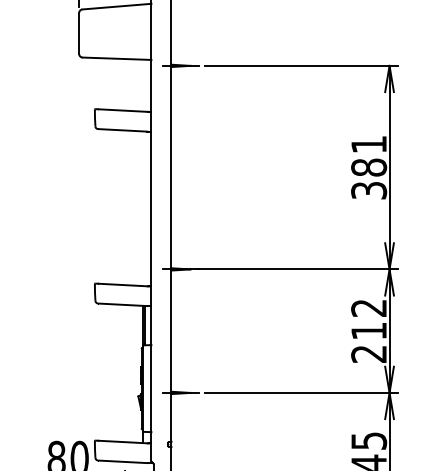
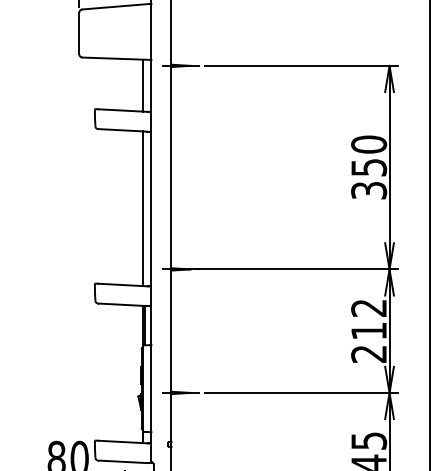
line: none -> present (142, 85)
text: 381 -> 350 (369, 155)
line: none -> present (142, 208)
line: none -> present (430, 234)
